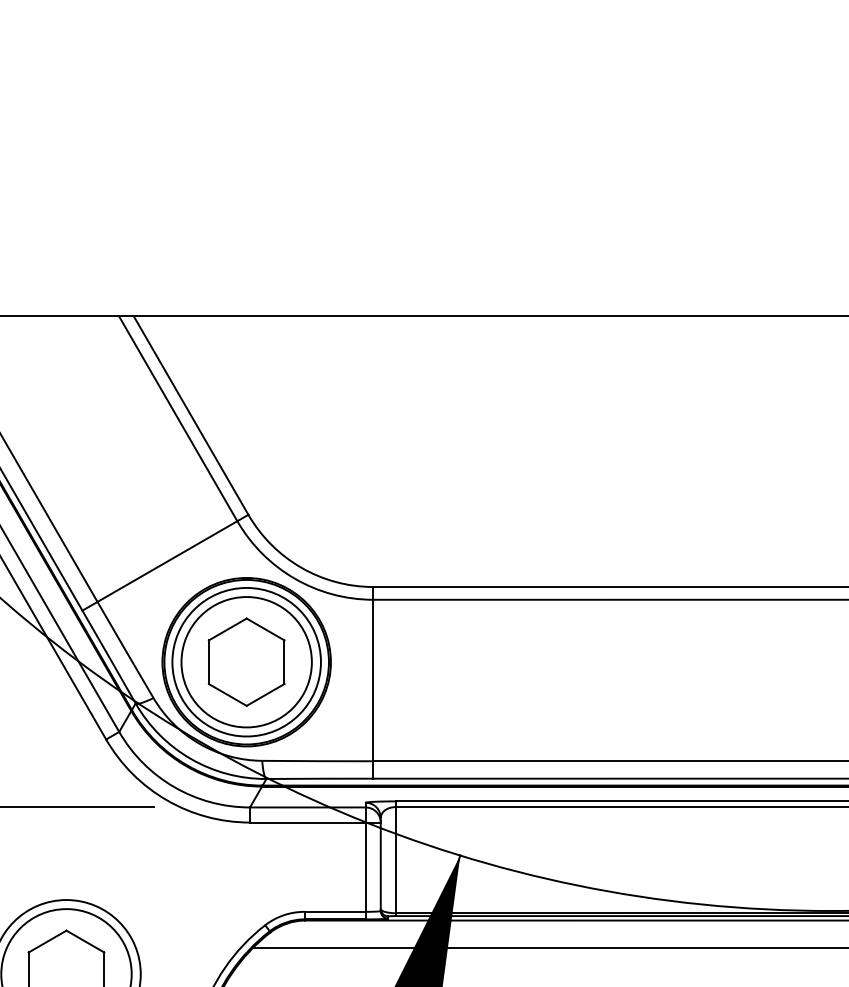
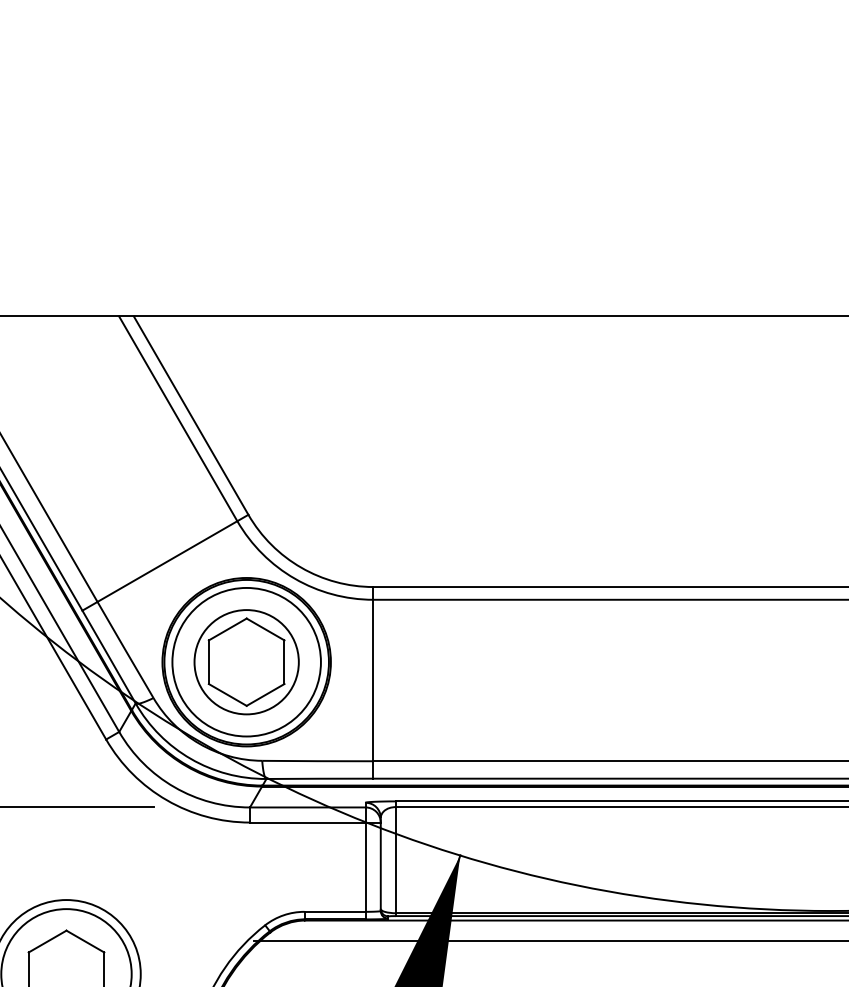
circle diameter: 130 px -> 104 px (246, 662)
line position: (549, 948) -> (549, 941) (549, 941)
